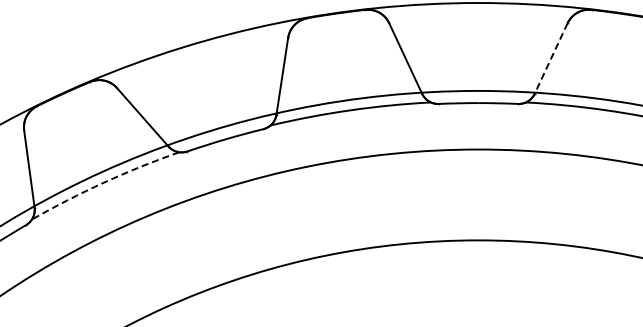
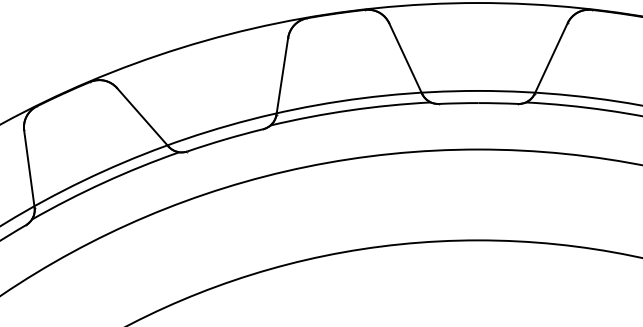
line: dashed -> solid (551, 58)
arc: dashed -> solid (104, 182)
